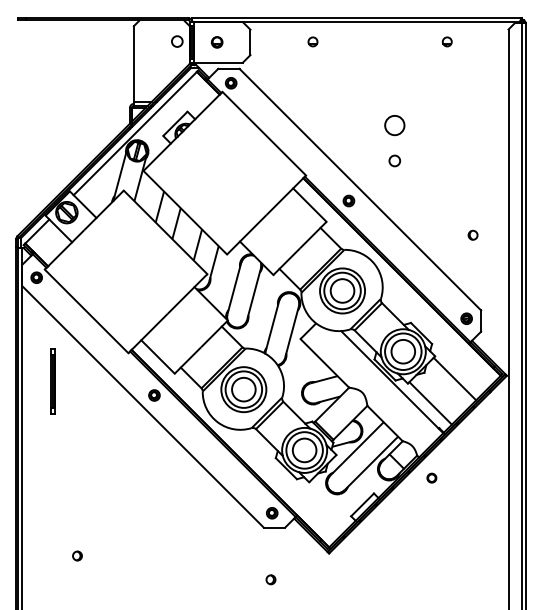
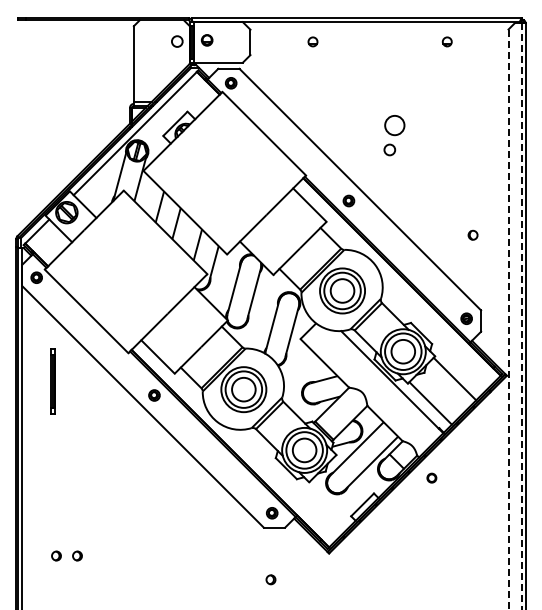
part position: (216, 42) -> (206, 40) (206, 40)
circle position: (394, 160) -> (389, 149) (389, 149)
line: solid -> dashed (521, 316)
line: solid -> dashed (508, 319)
part: none -> present (56, 555)
